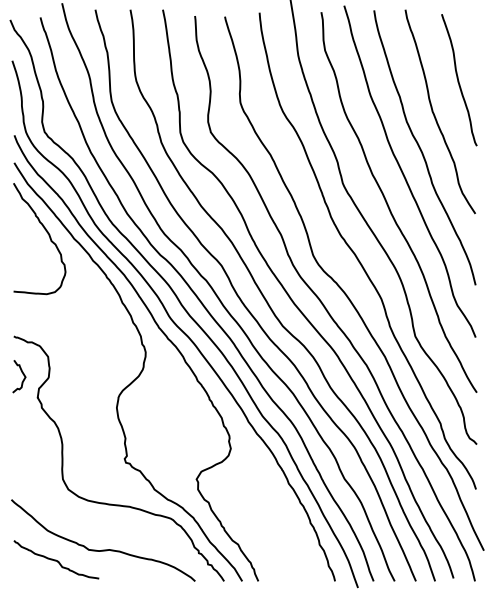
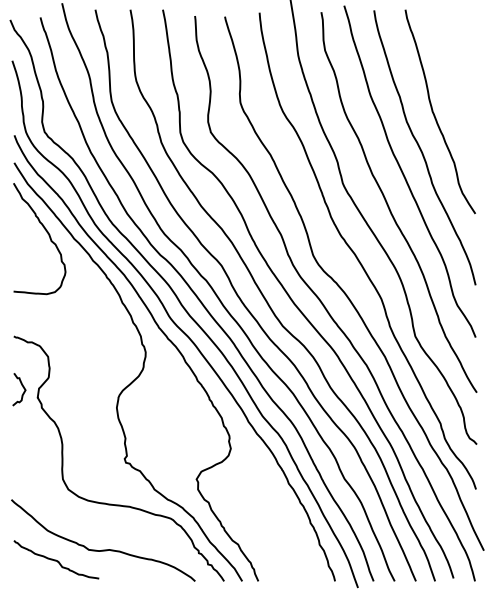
curve: present -> none (459, 80)
curve position: (22, 374) -> (22, 387) (22, 387)
